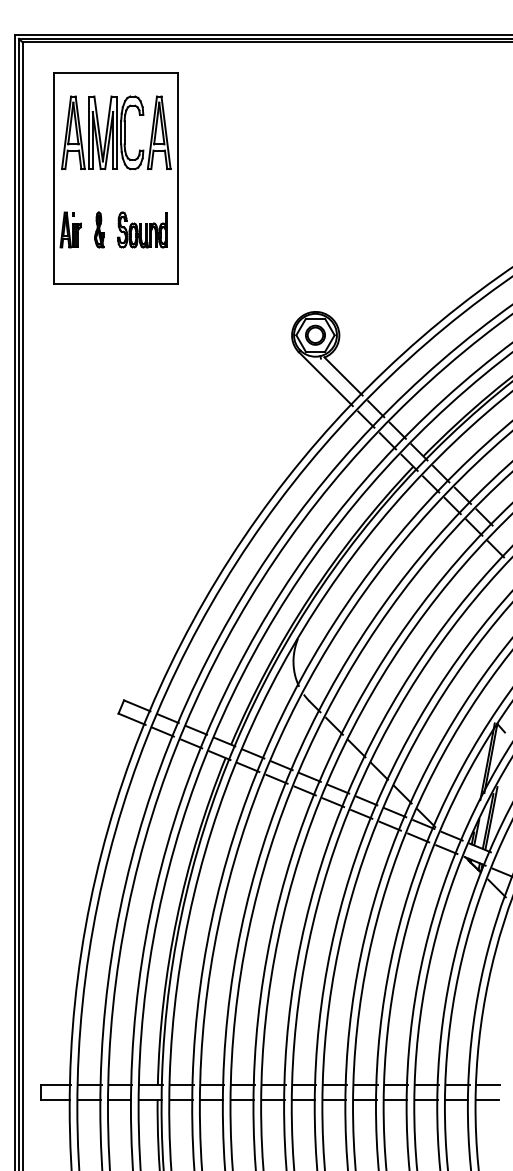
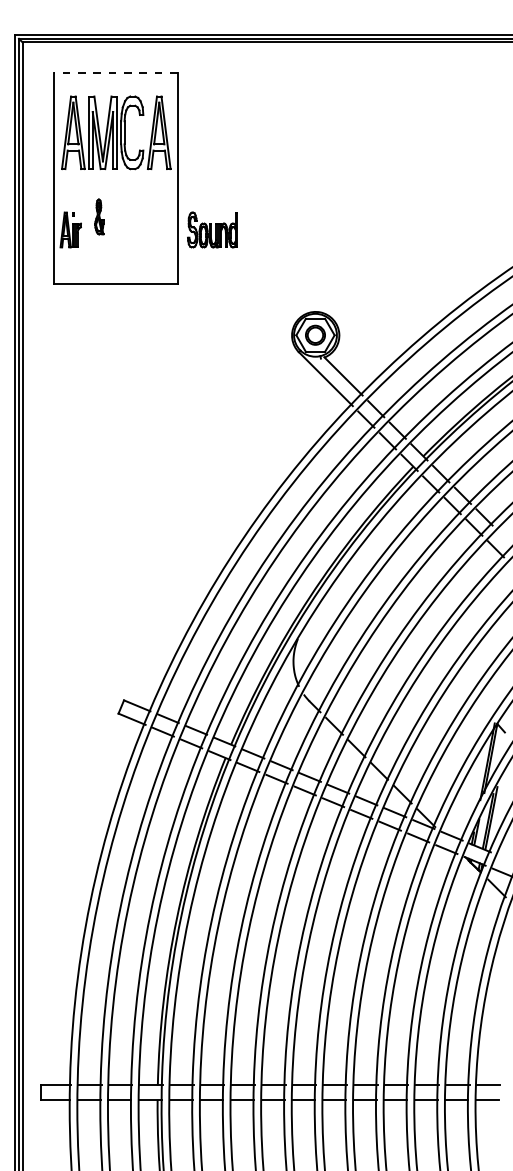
line: solid -> dashed (115, 73)
part position: (99, 229) -> (99, 216) (99, 216)
part position: (142, 229) -> (212, 229) (212, 229)
